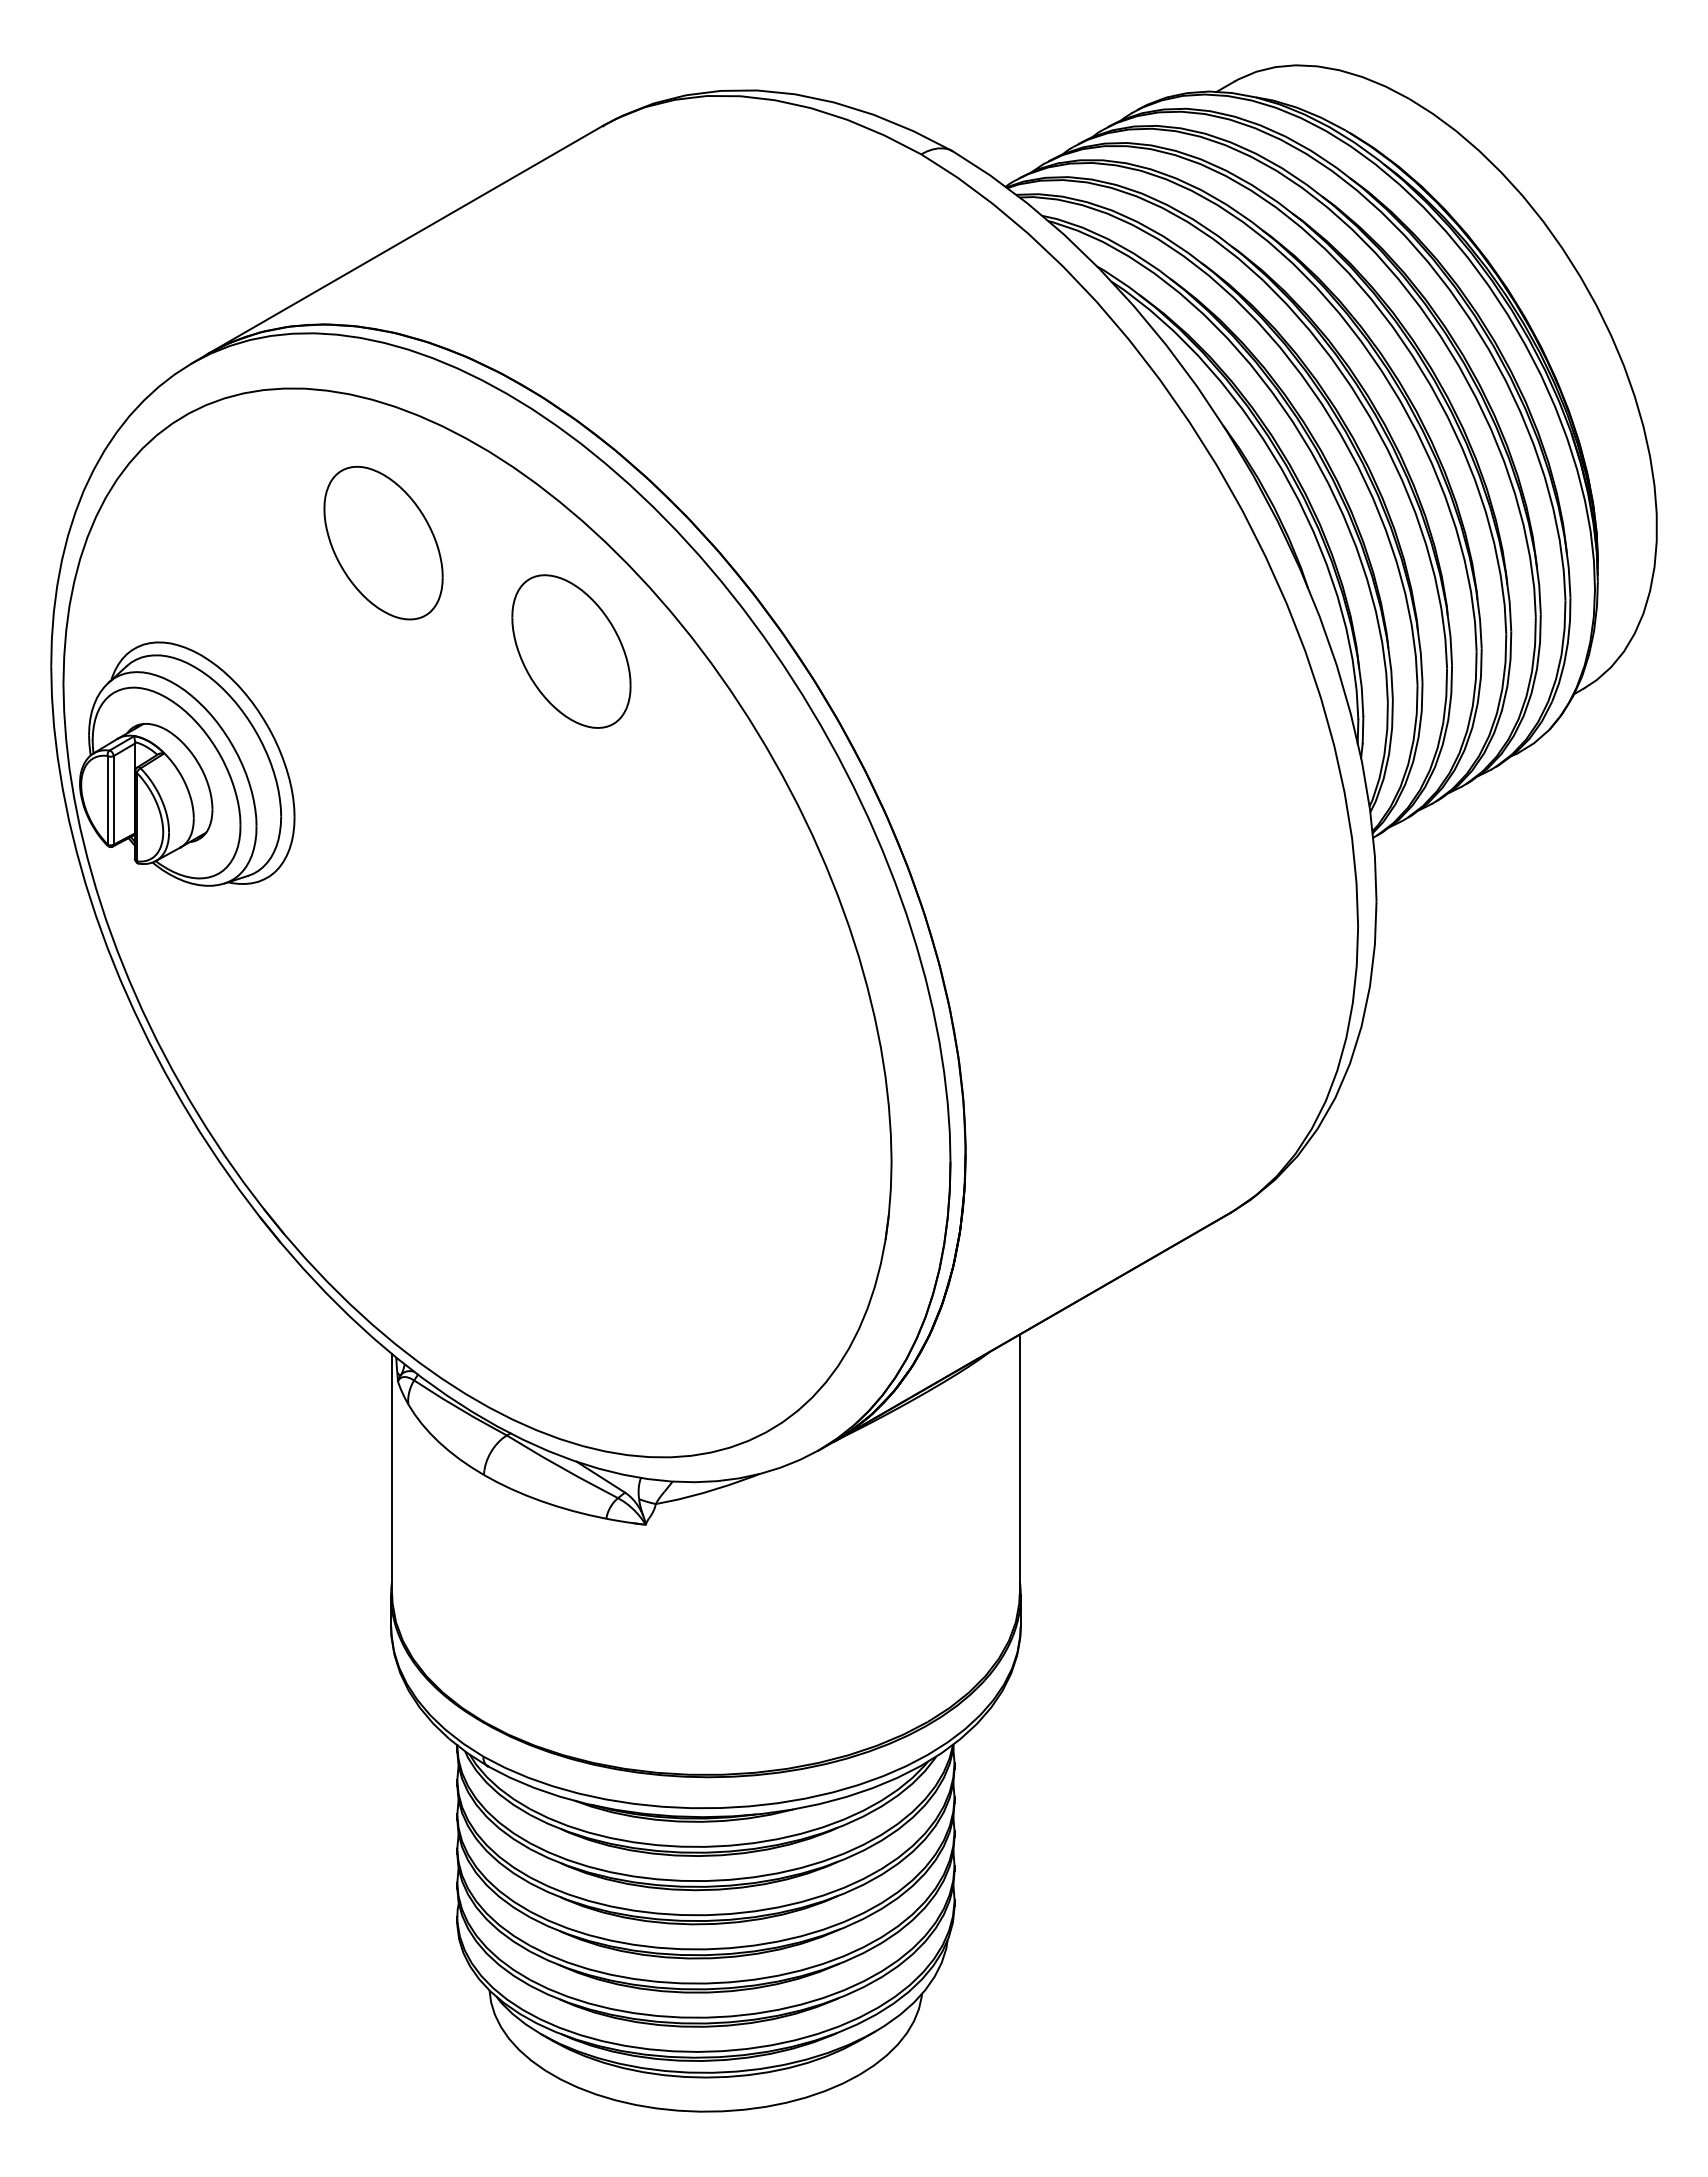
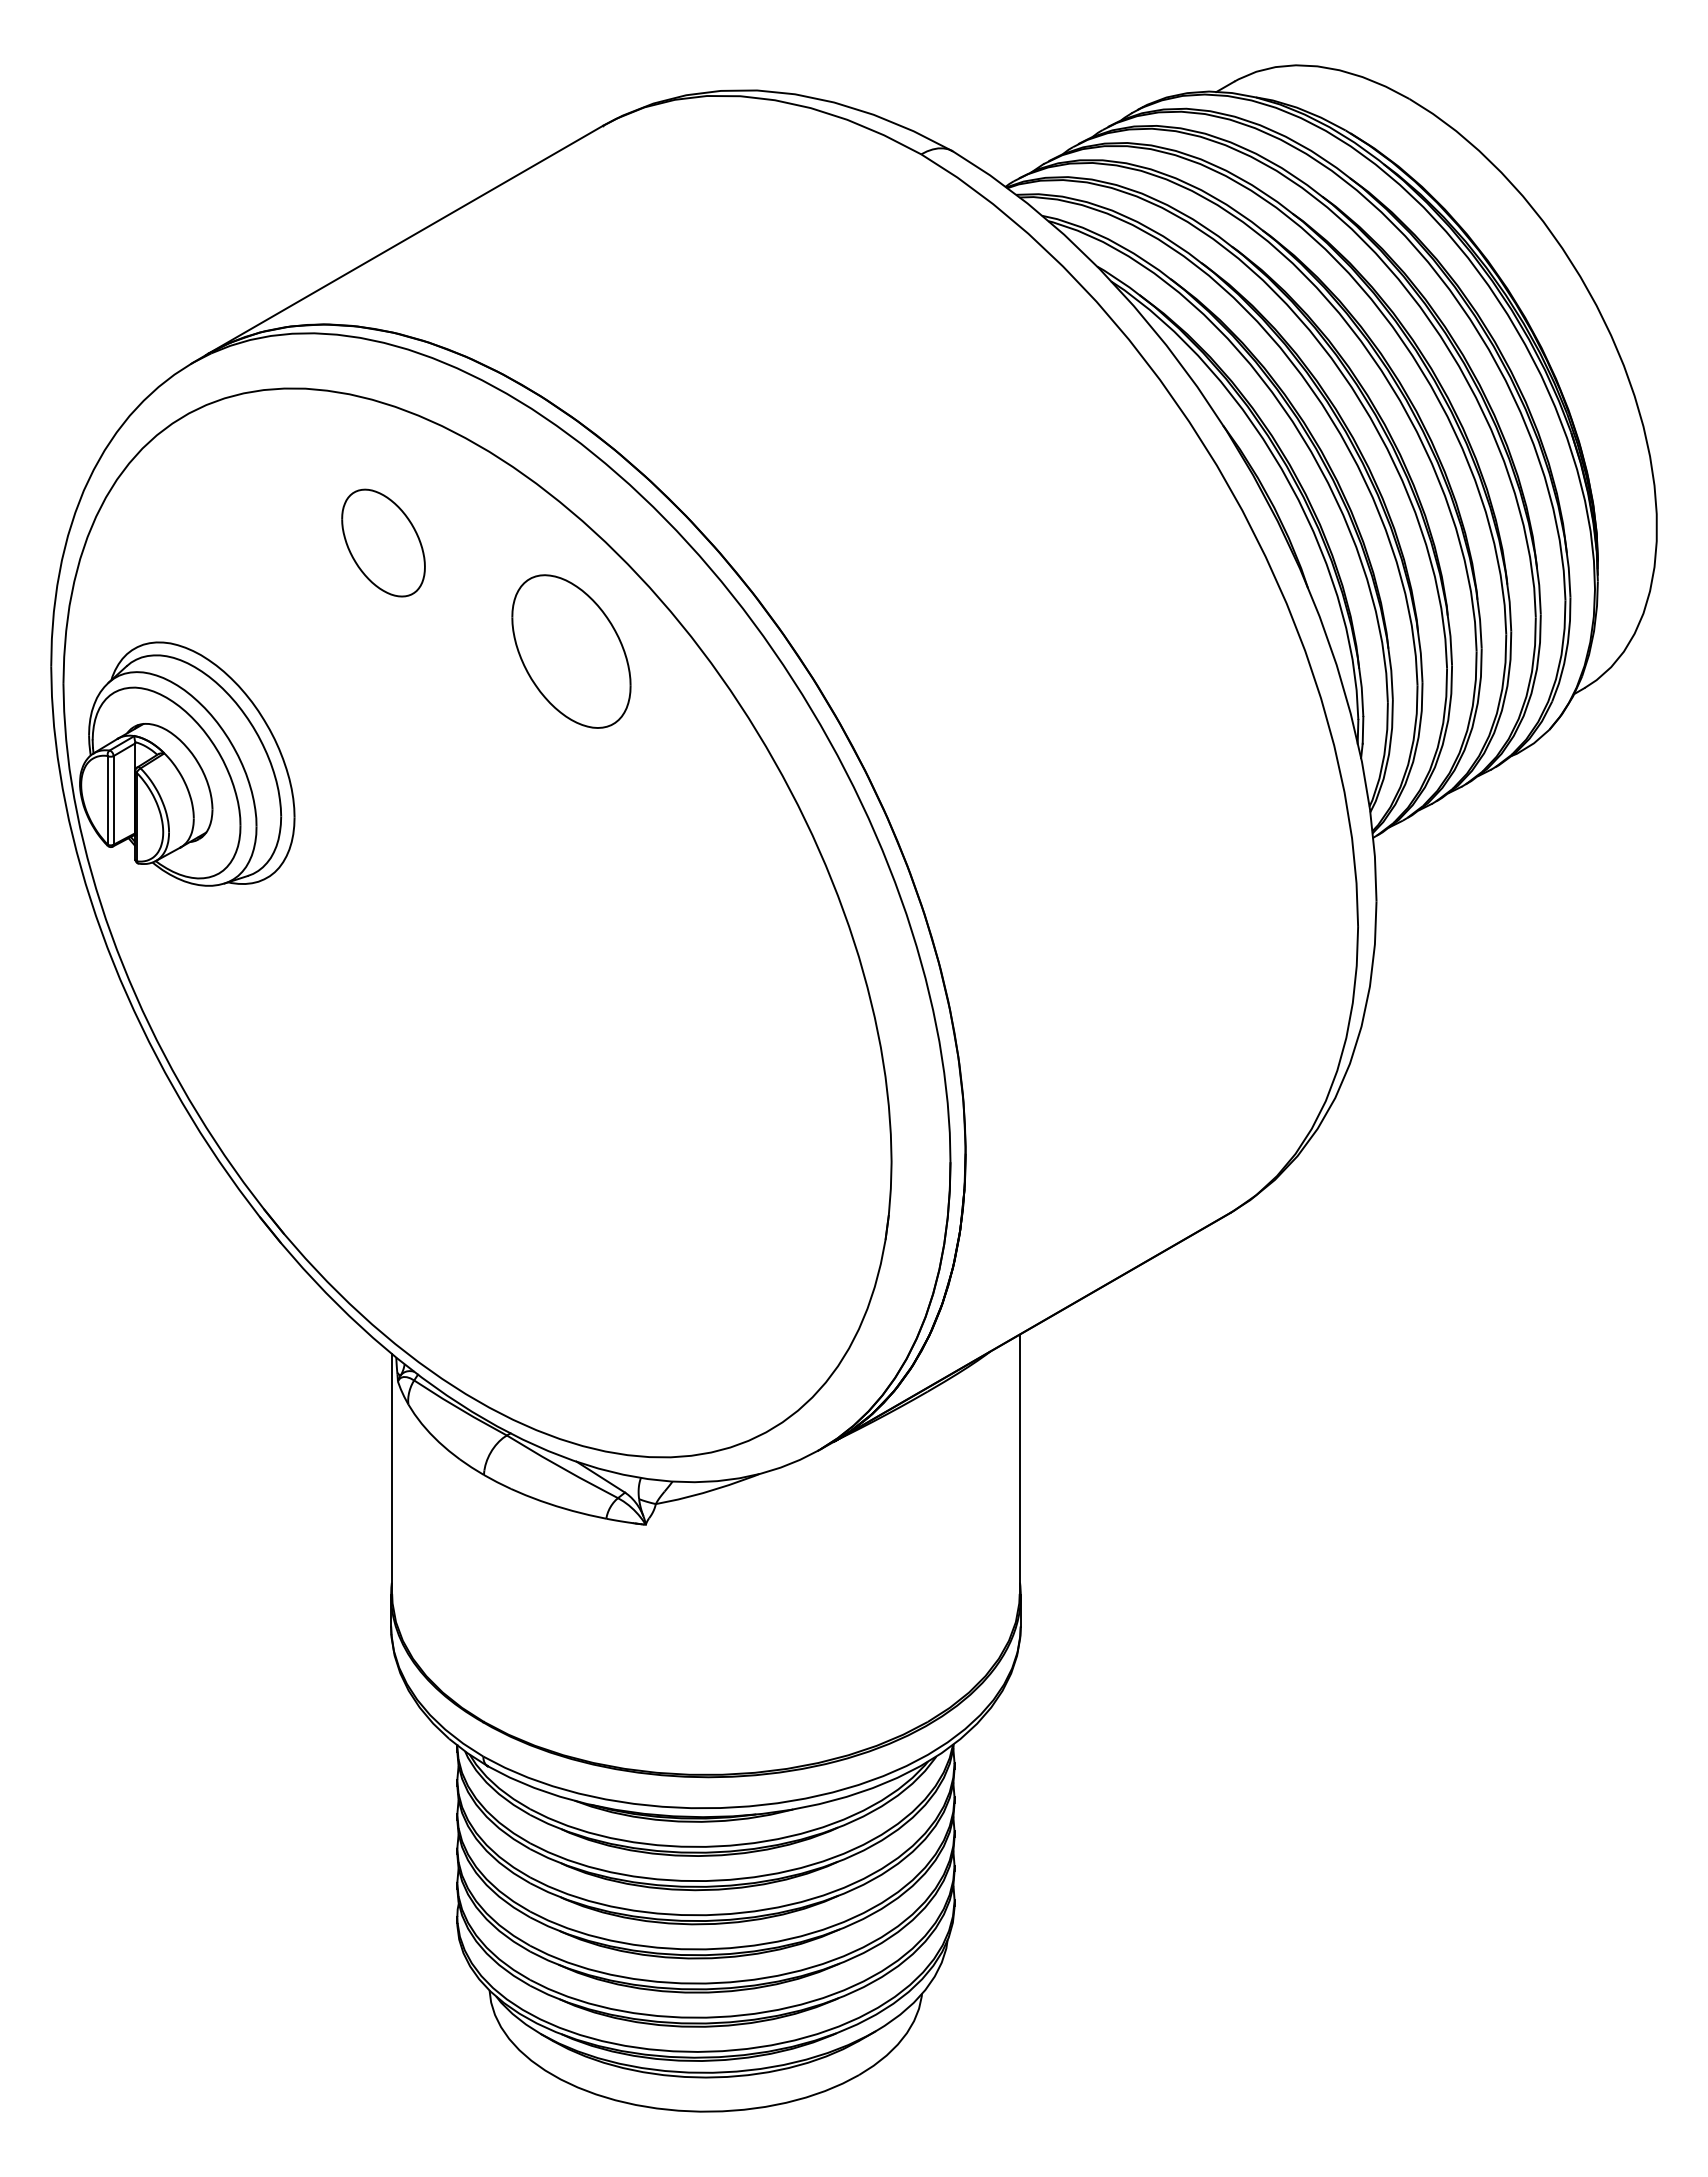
part size: 121x156 px -> 85x110 px (383, 542)
